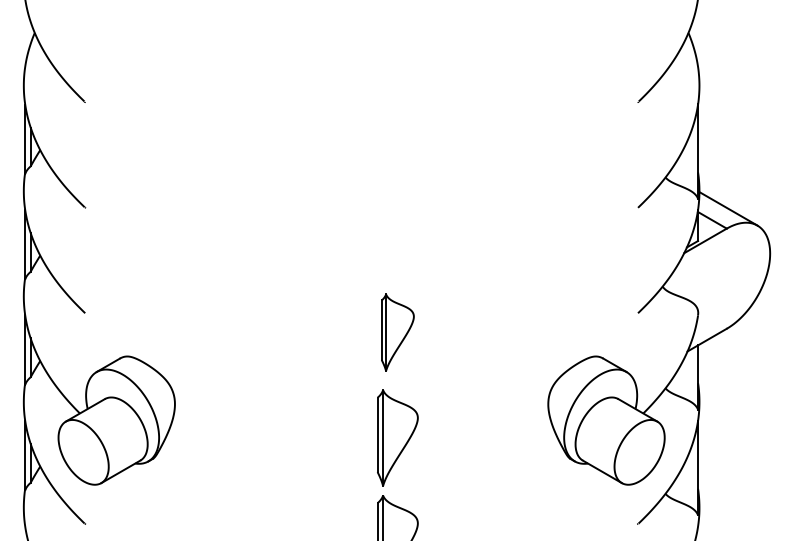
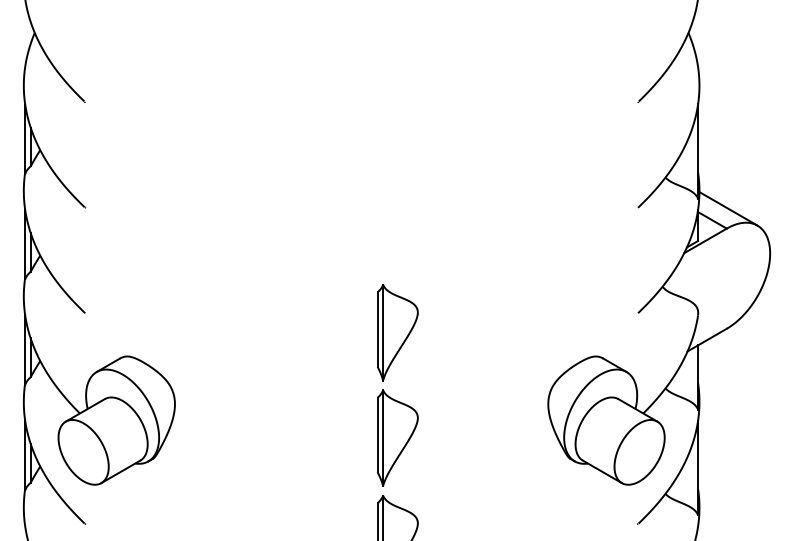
part size: 34x79 px -> 42x98 px (397, 332)
